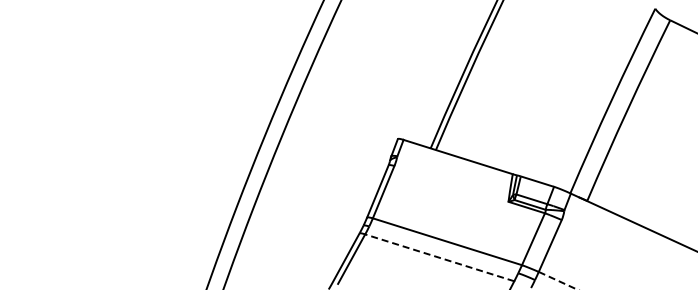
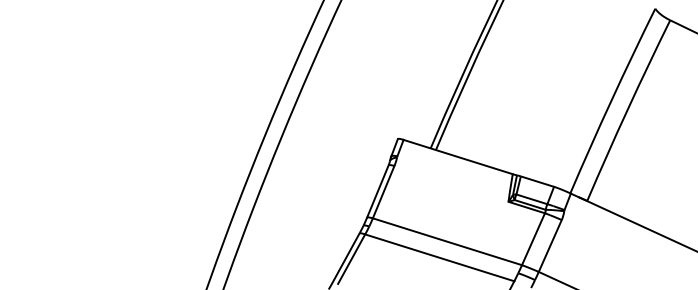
line: dashed -> solid (439, 257)
line: dashed -> solid (558, 281)
